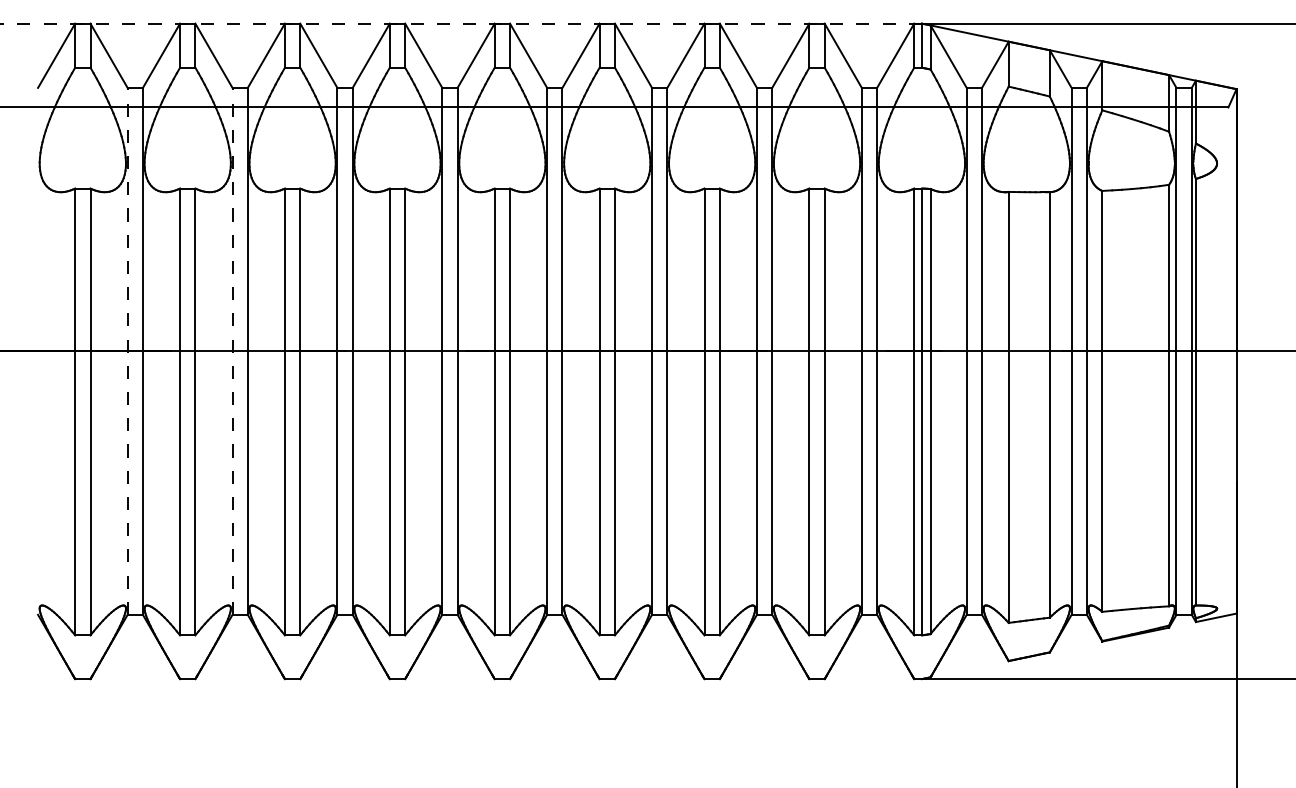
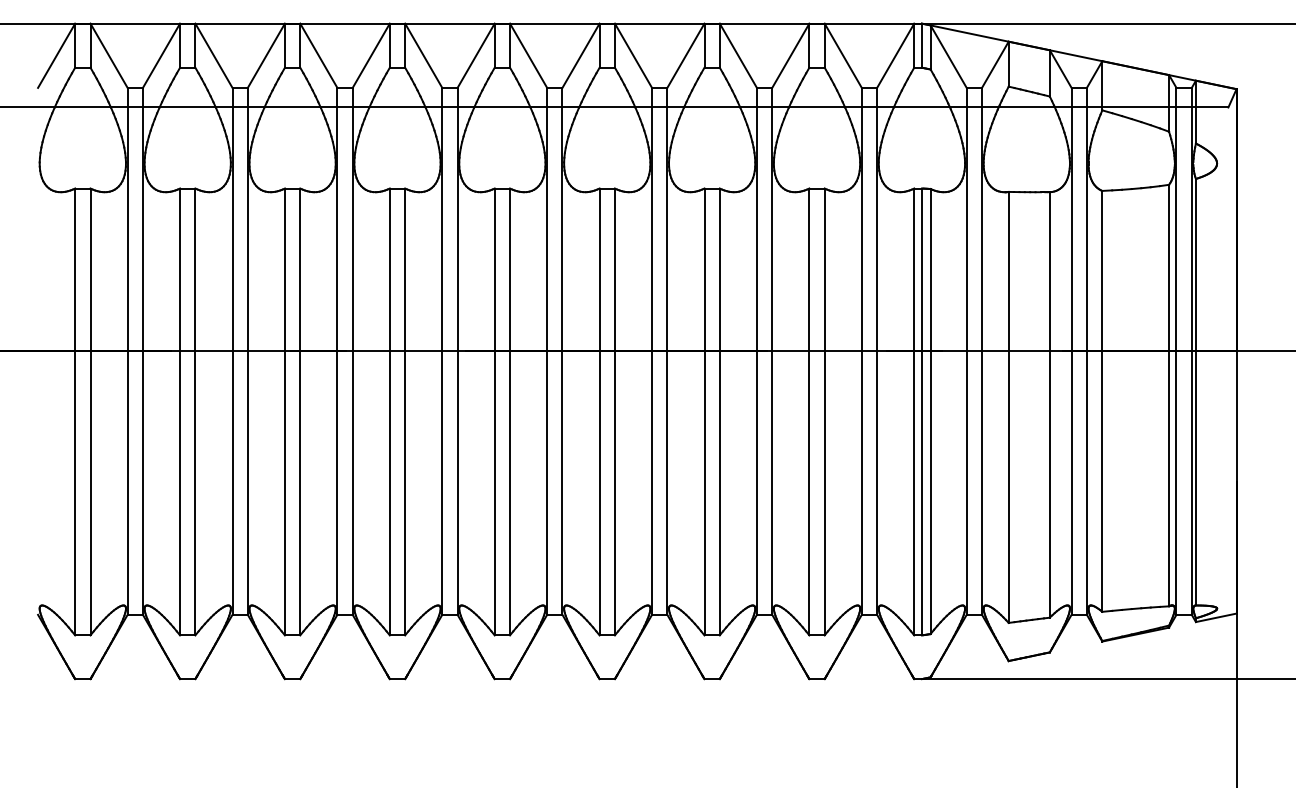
line: dashed -> solid (460, 23)
line: dashed -> solid (127, 350)
line: dashed -> solid (232, 350)
